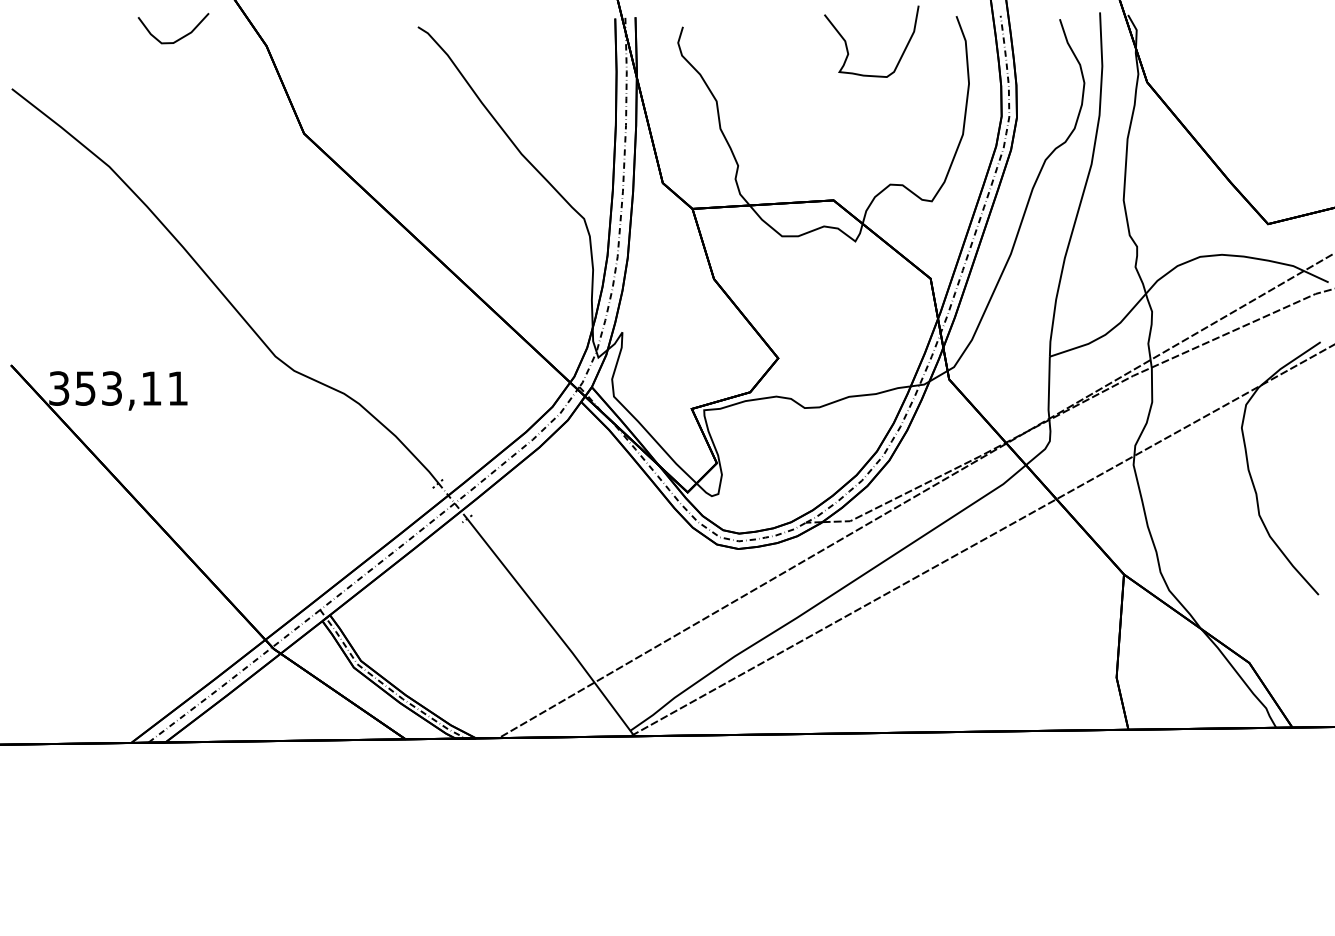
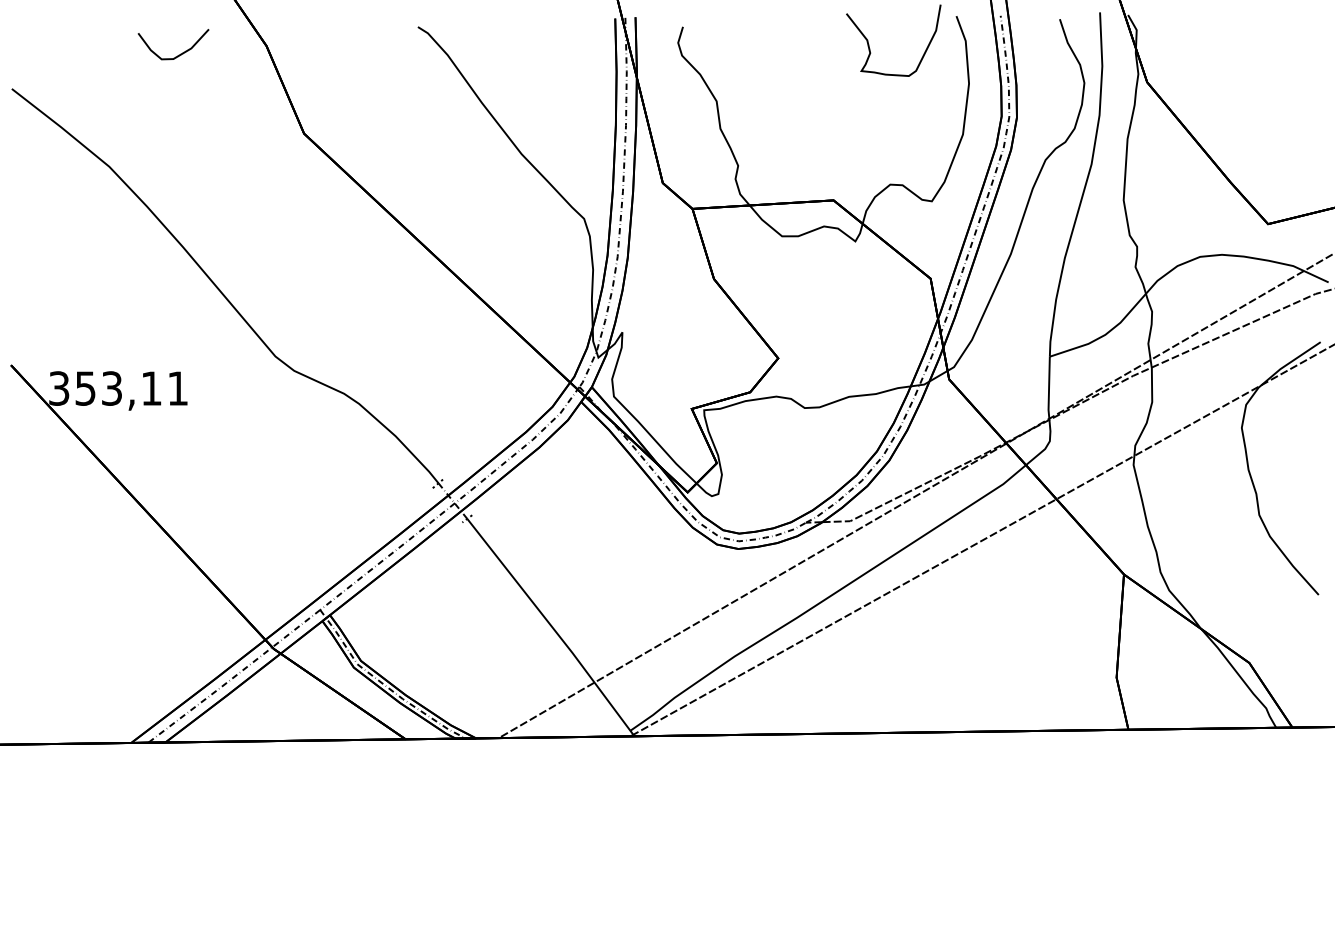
curve position: (180, 37) -> (180, 53) (180, 53)
curve position: (847, 45) -> (869, 44) (869, 44)
